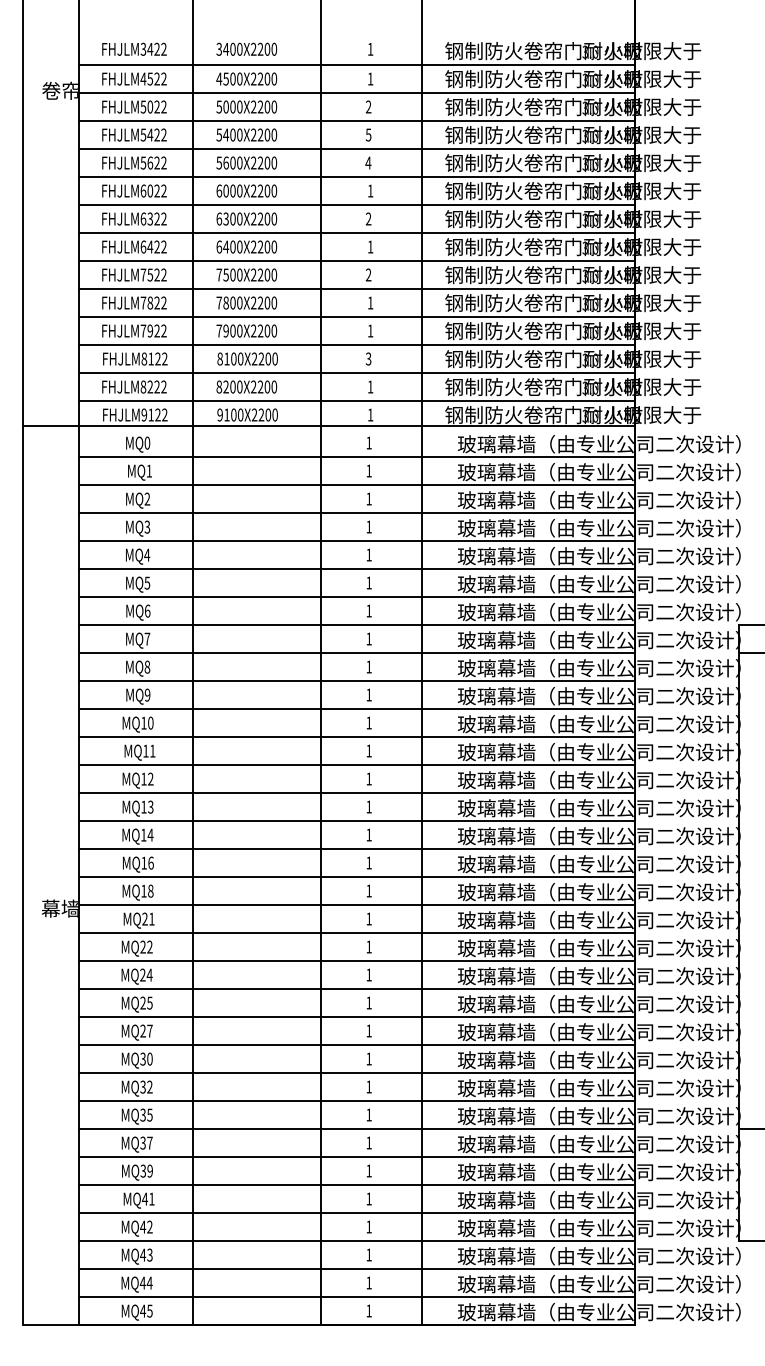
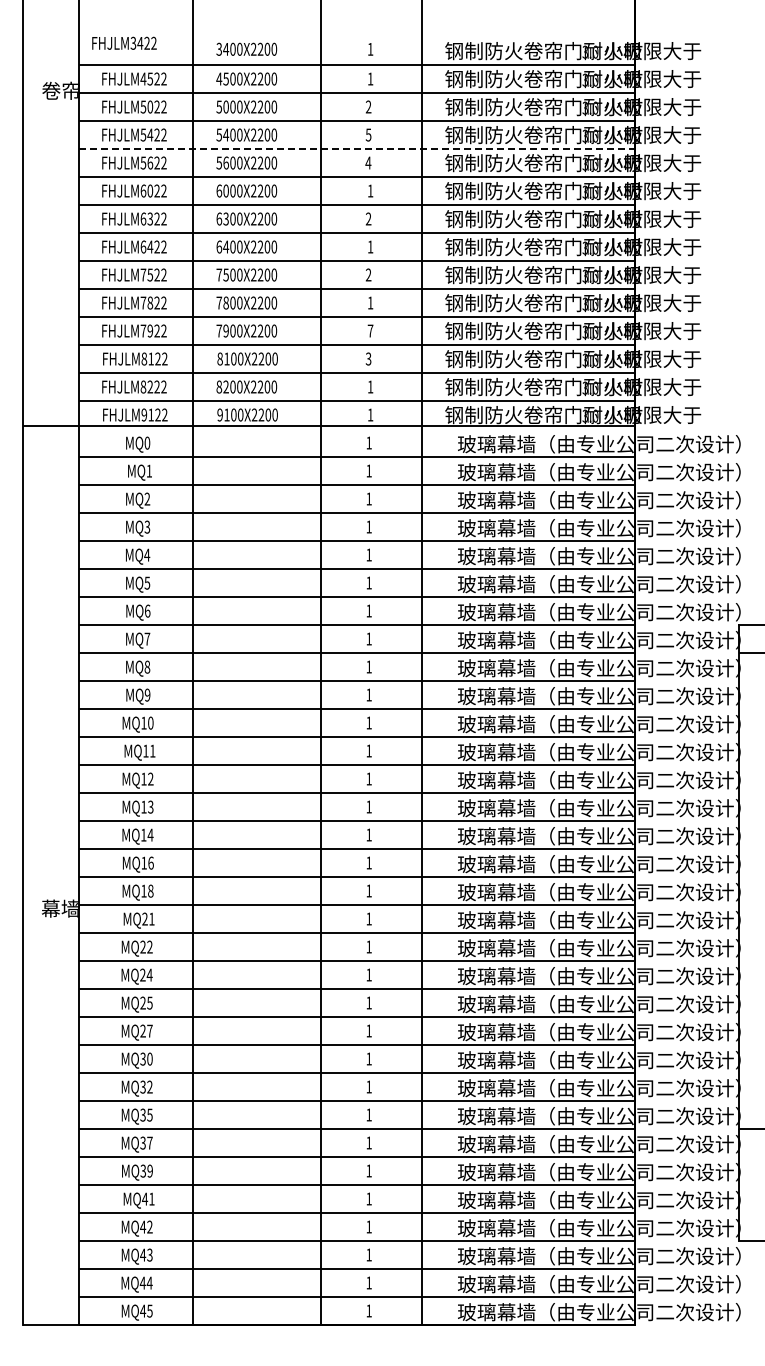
text position: (134, 48) -> (124, 42) (124, 42)
line: solid -> dashed (357, 149)
text: 1 -> 7 (370, 330)
